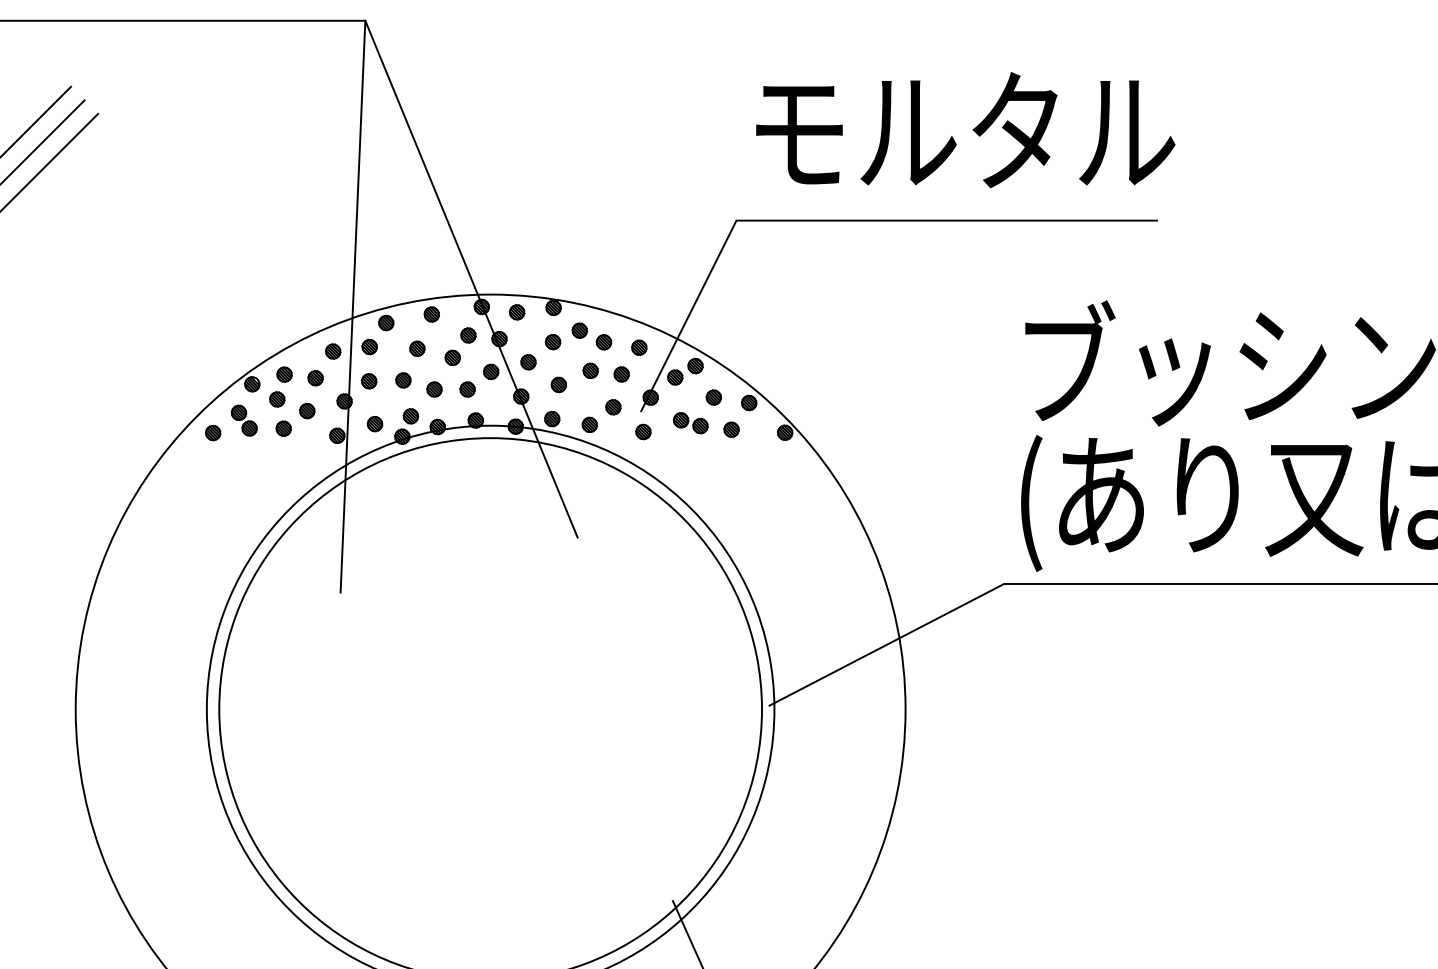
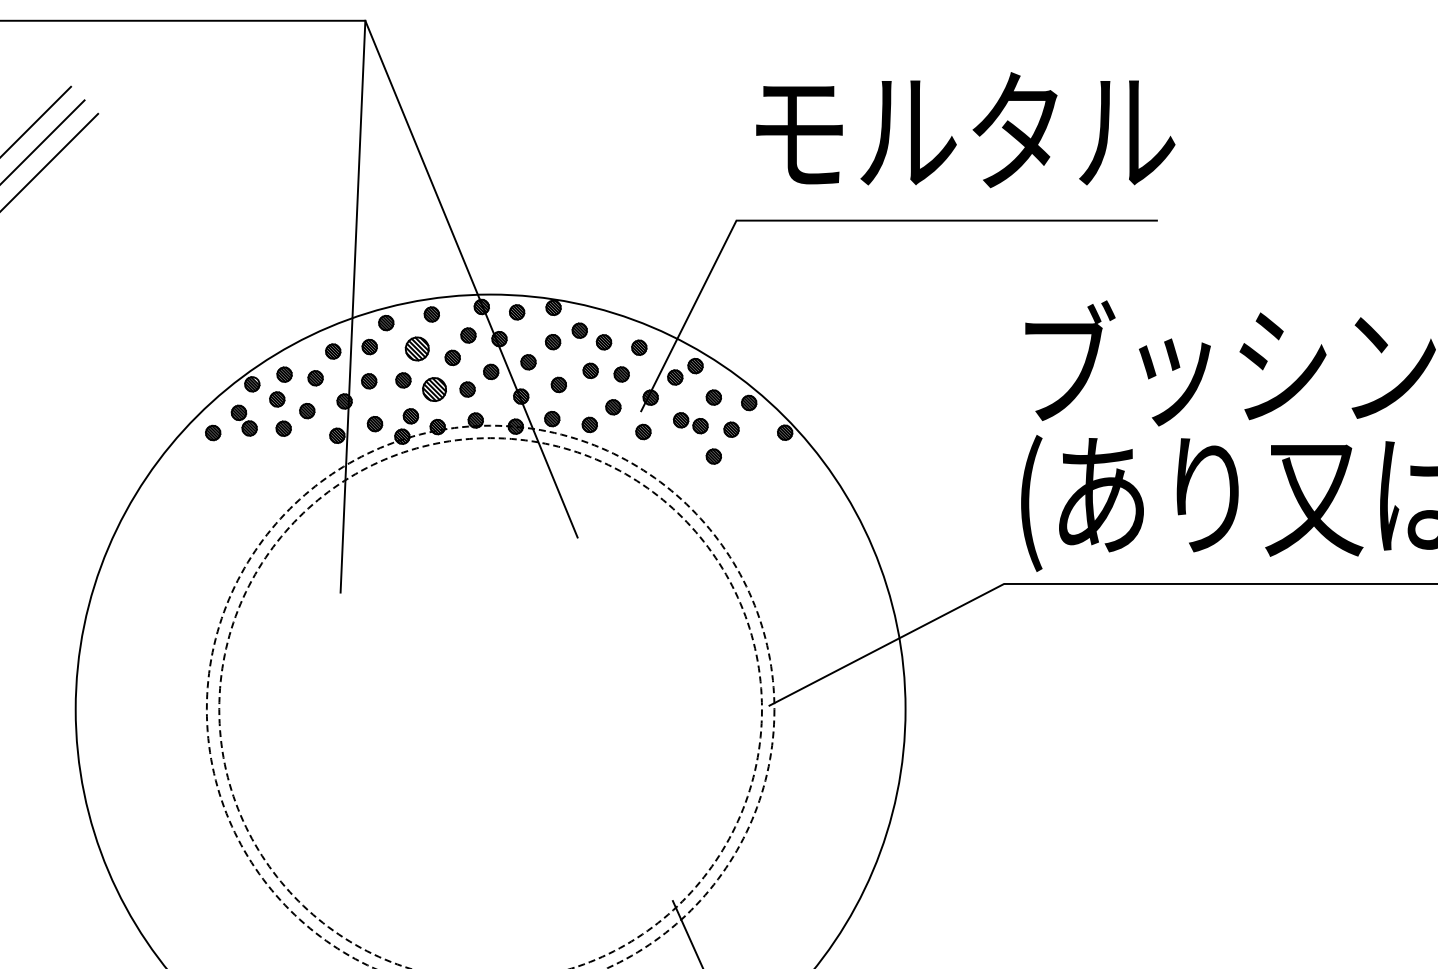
part size: 17x17 px -> 26x26 px (416, 348)
part size: 17x17 px -> 25x25 px (434, 389)
part: none -> present (713, 456)
circle: solid -> dashed (490, 696)
circle: solid -> dashed (490, 703)
